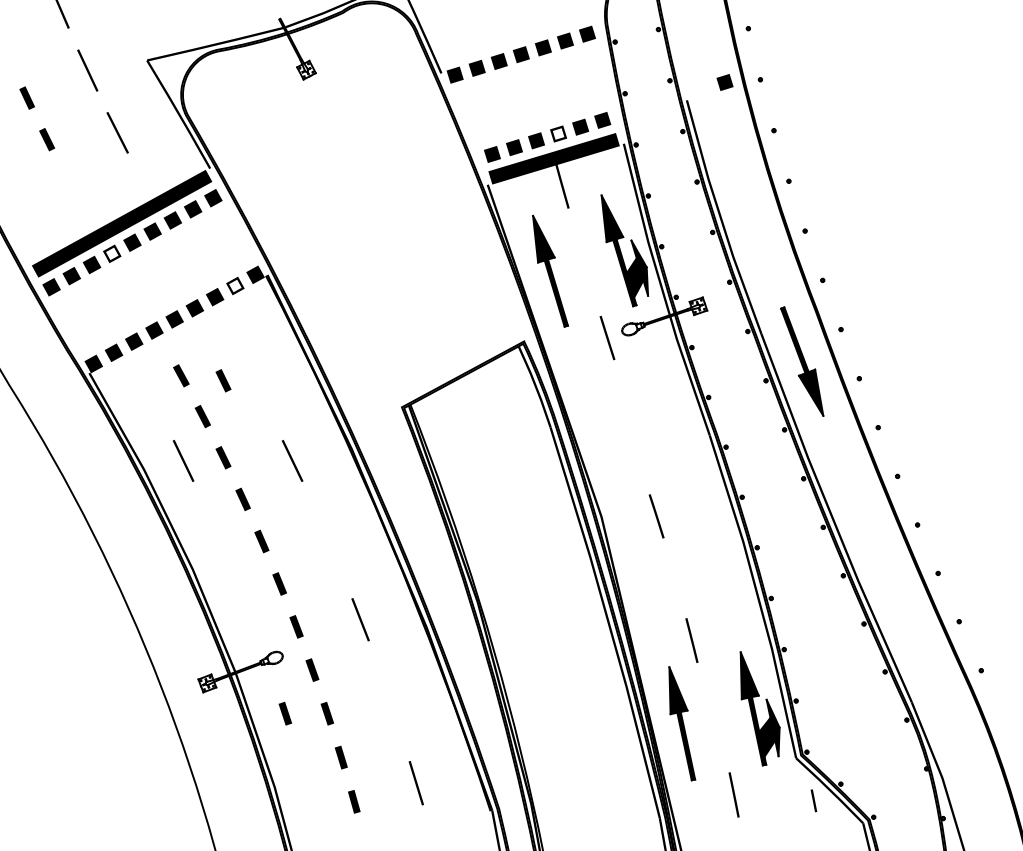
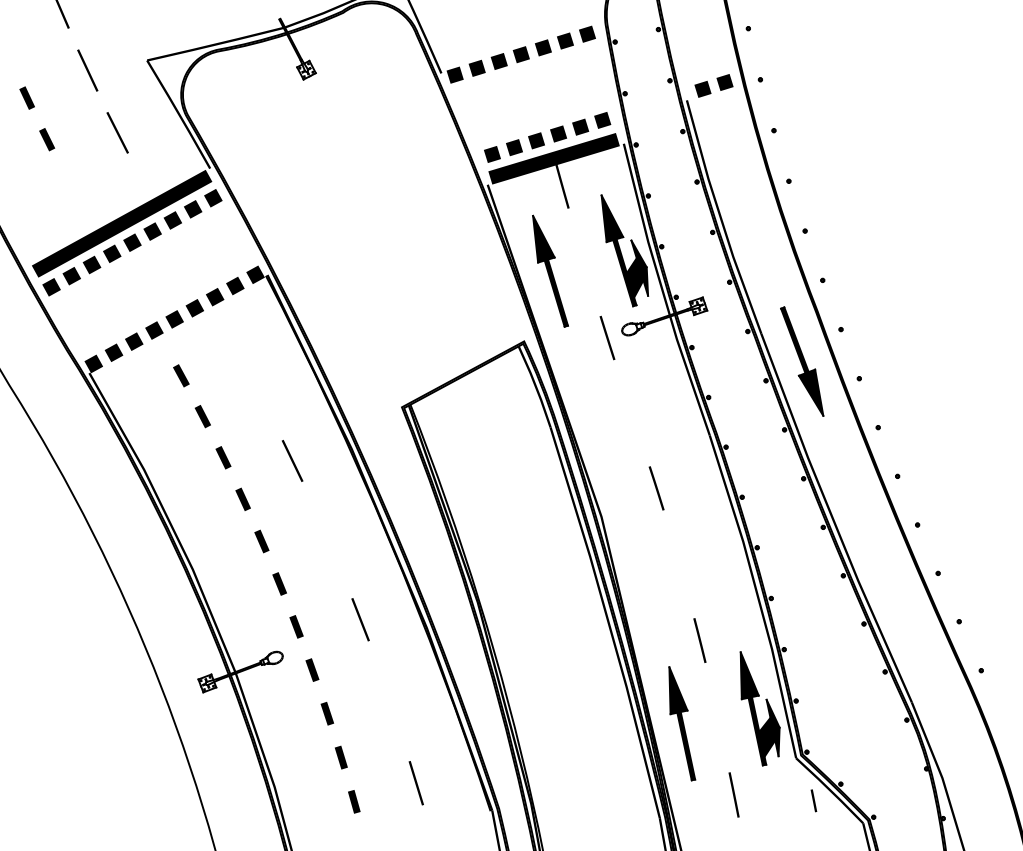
part: none -> present (702, 88)
fill: none -> present (558, 133)
fill: none -> present (112, 253)
fill: none -> present (235, 285)
part: present -> none (223, 380)
line: present -> none (183, 460)
line position: (656, 516) -> (656, 488) (656, 488)
line position: (691, 640) -> (699, 640) (699, 640)
part: present -> none (285, 713)
